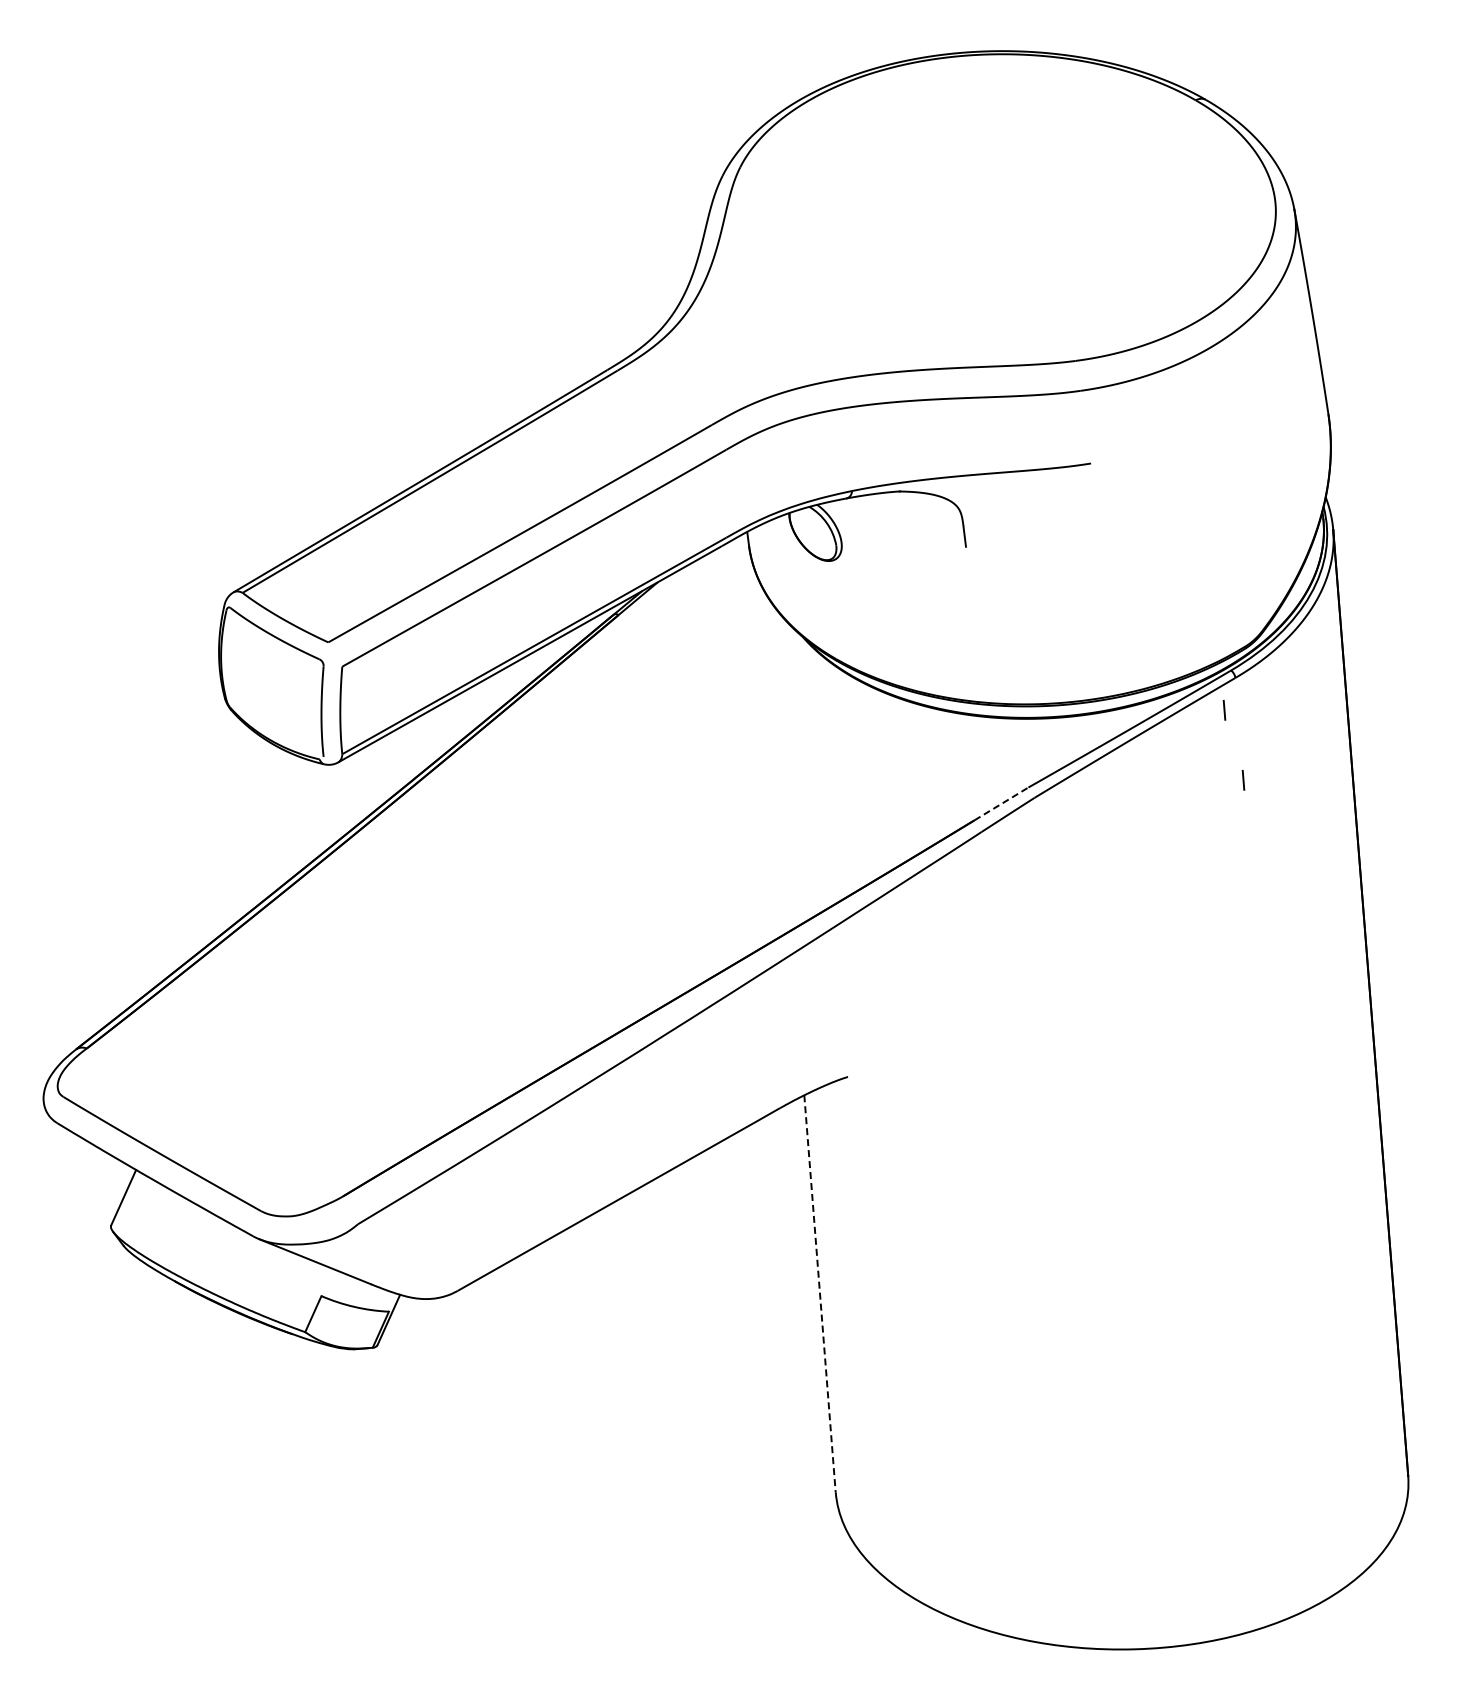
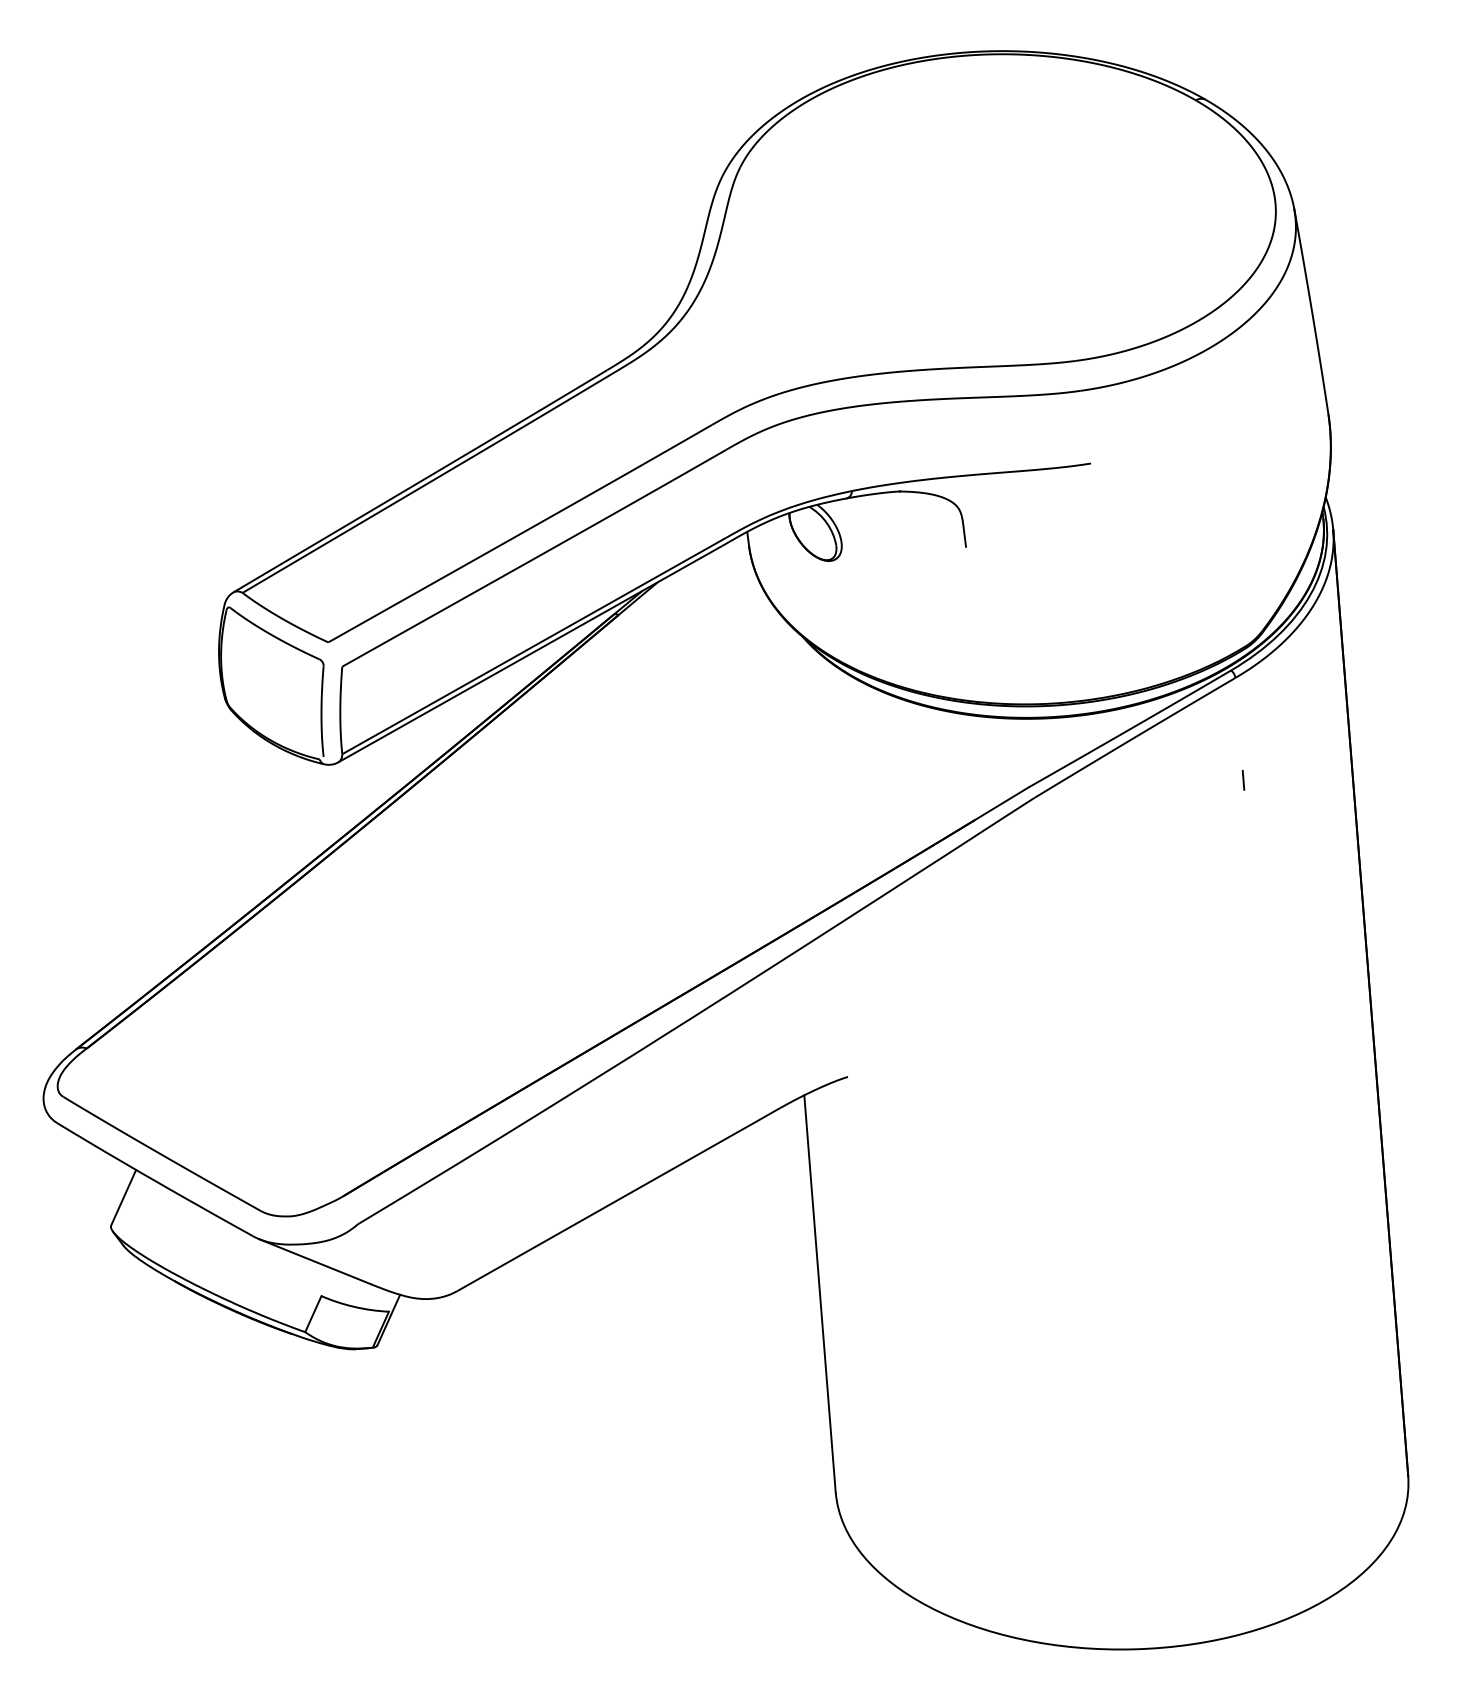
line: present -> none (1224, 710)
line: dashed -> solid (1001, 803)
line: dashed -> solid (820, 1294)
